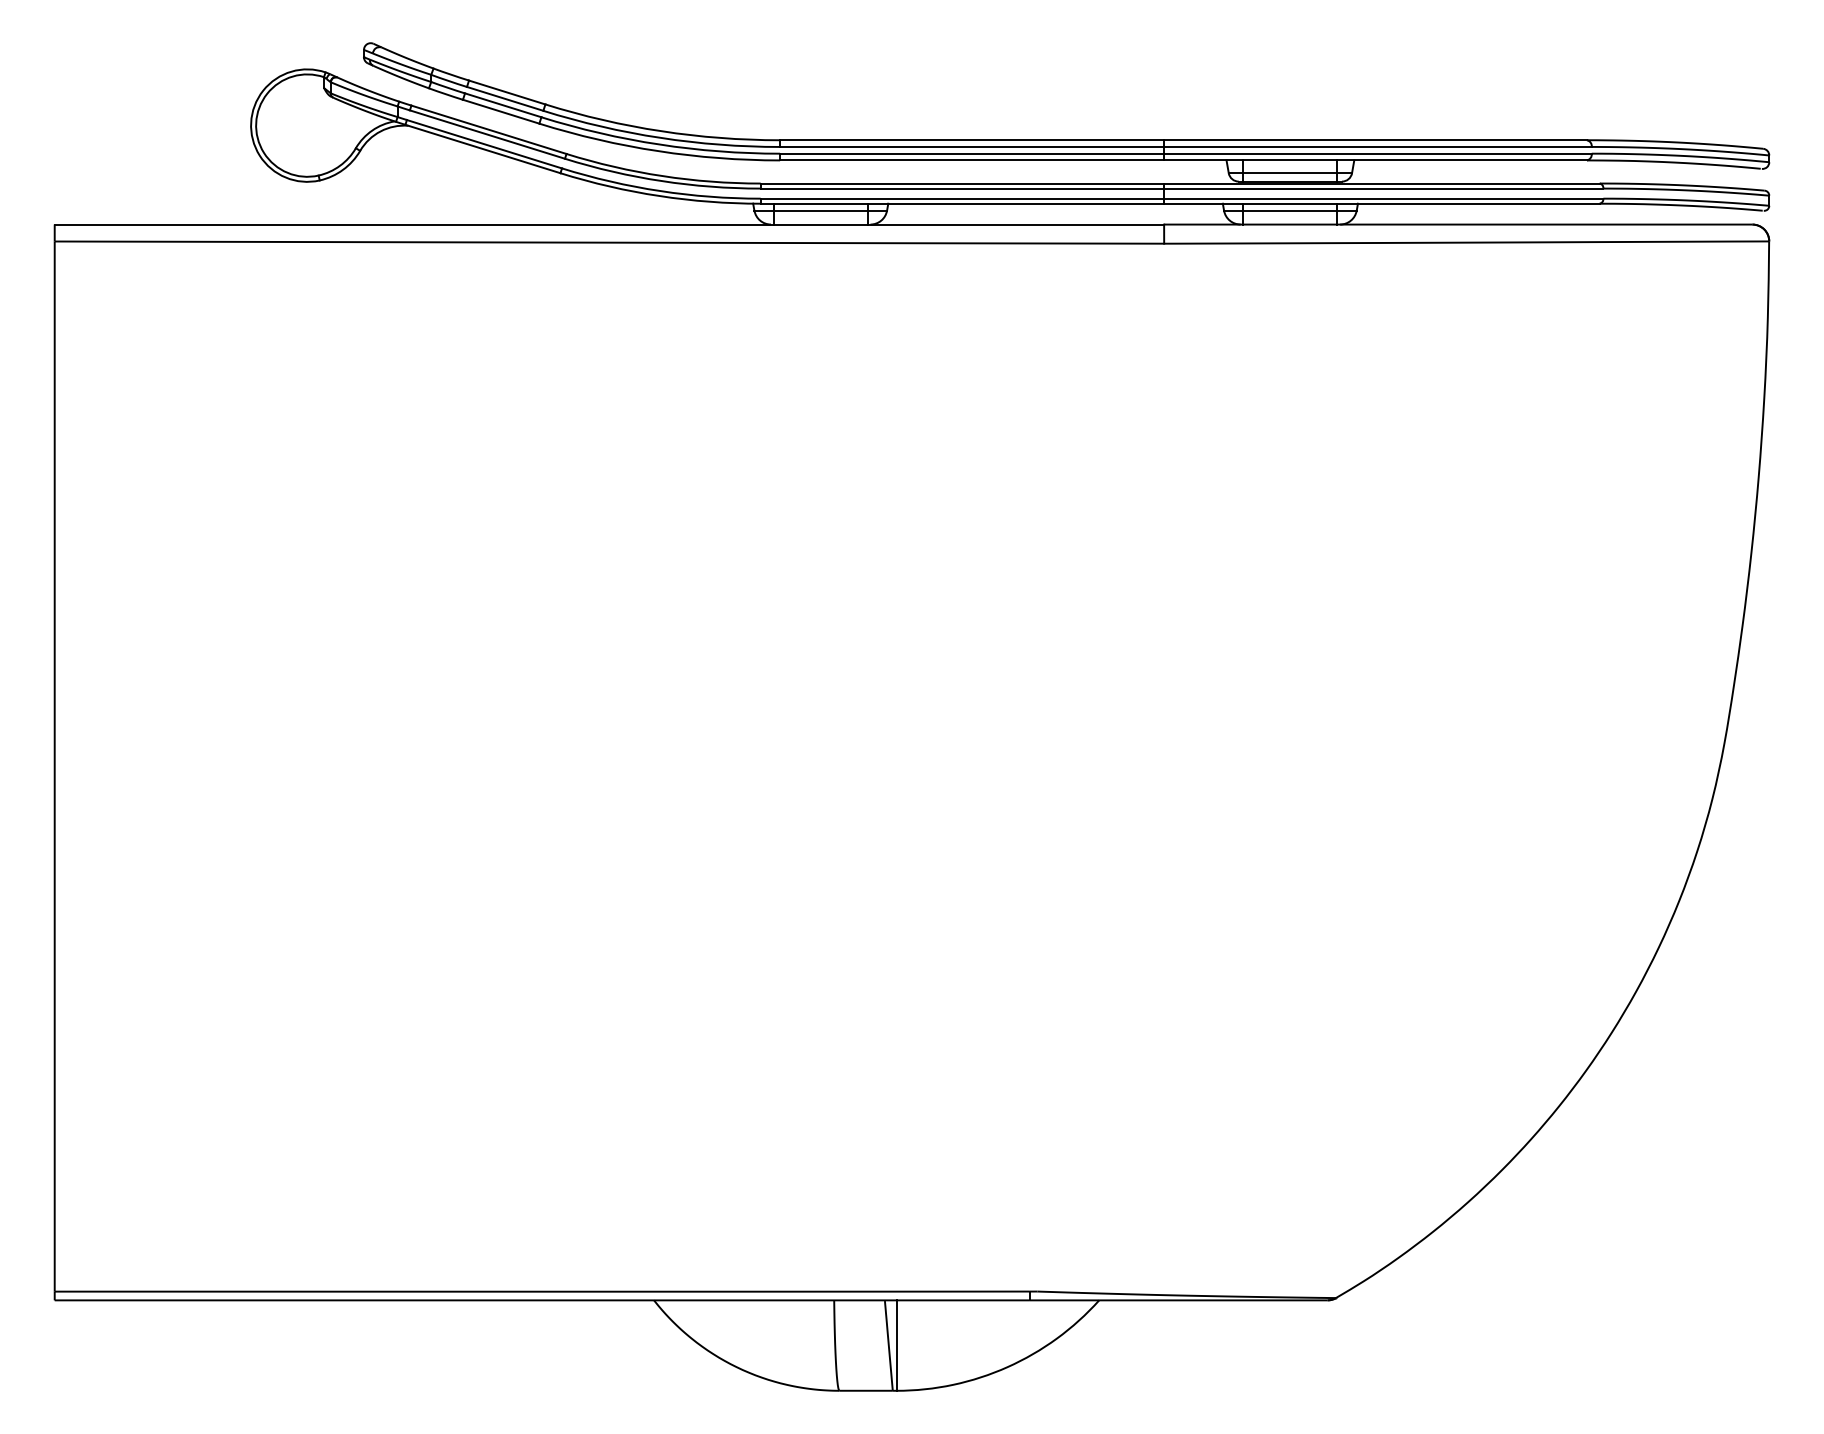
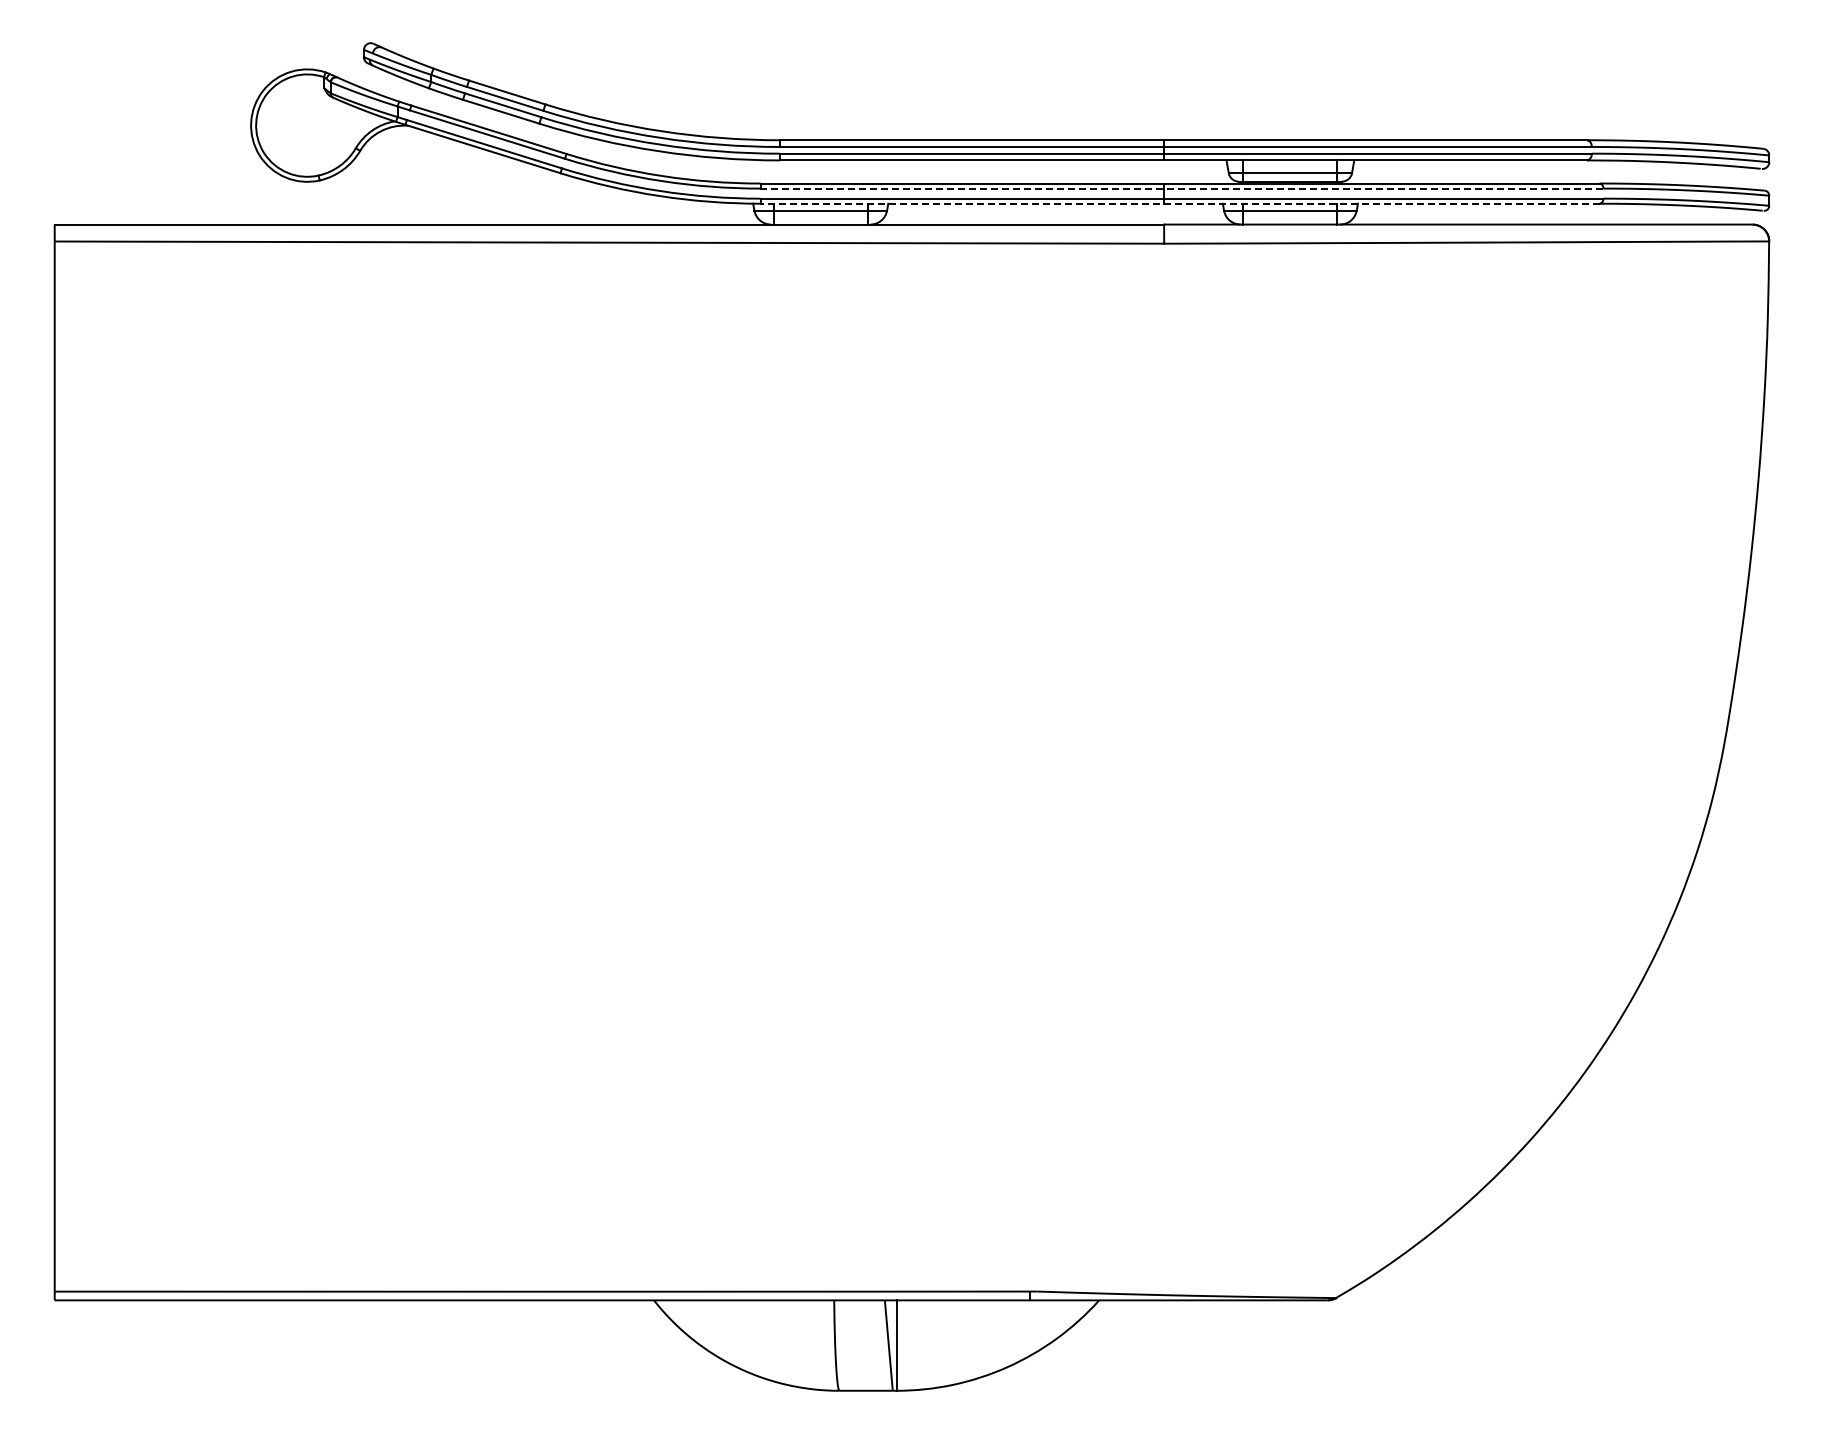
line: solid -> dashed (1181, 188)
line: solid -> dashed (1179, 203)
